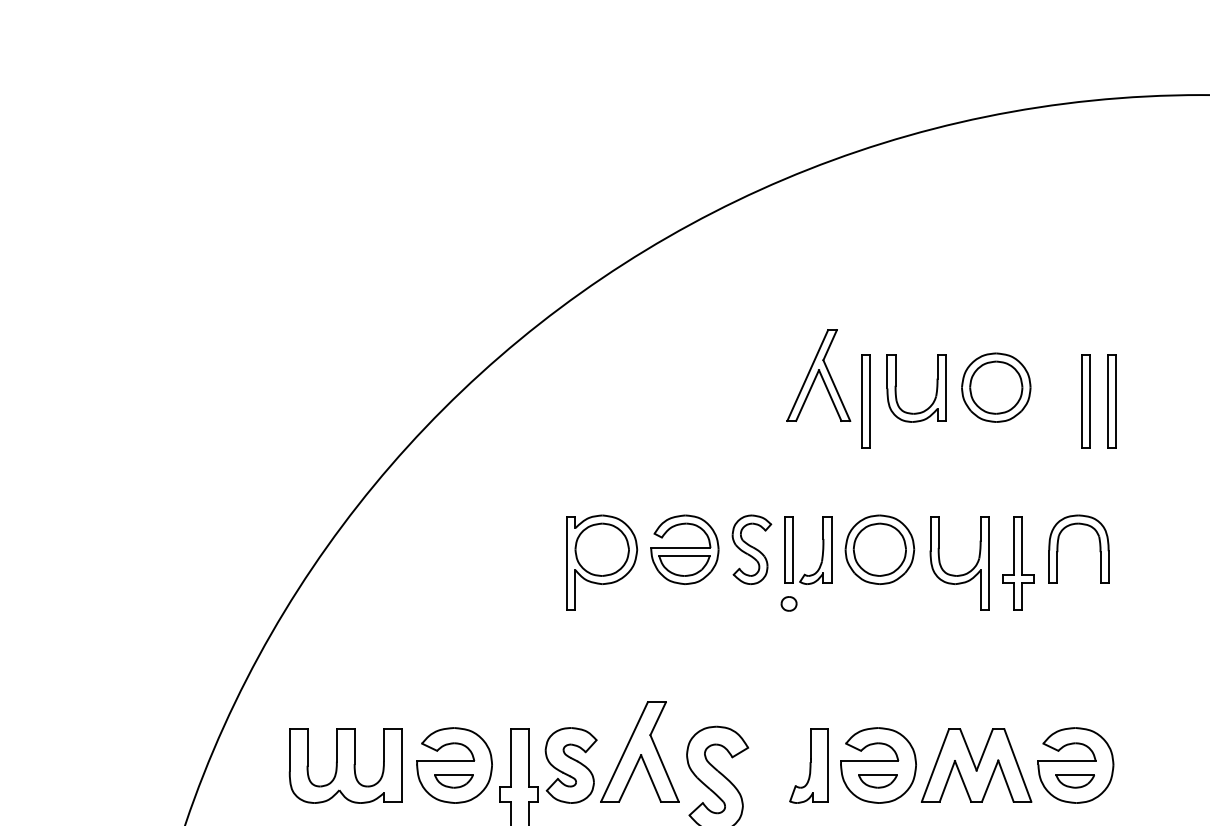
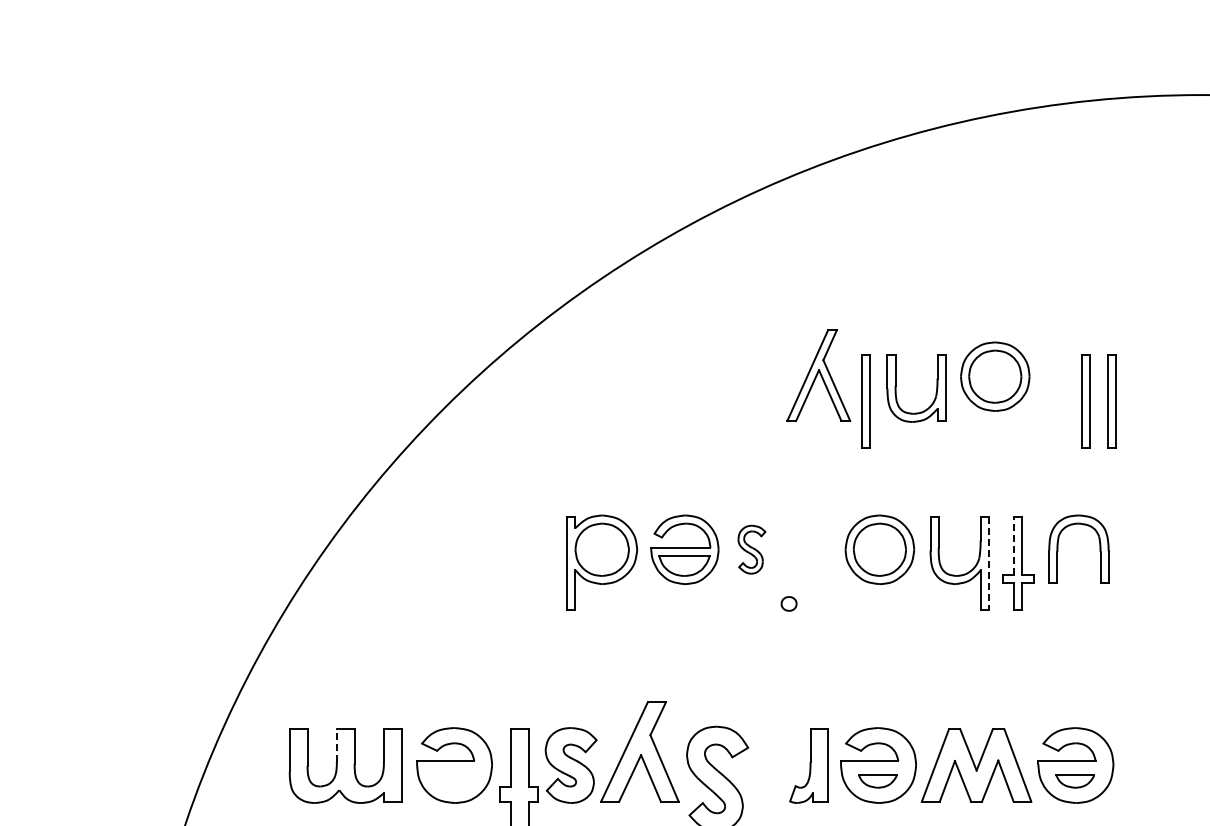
part position: (996, 387) -> (995, 376) (995, 376)
line: solid -> dashed (1014, 545)
part size: 42x71 px -> 30x51 px (751, 549)
part: present -> none (821, 555)
line: solid -> dashed (988, 563)
line: solid -> dashed (336, 744)
part: present -> none (453, 781)
